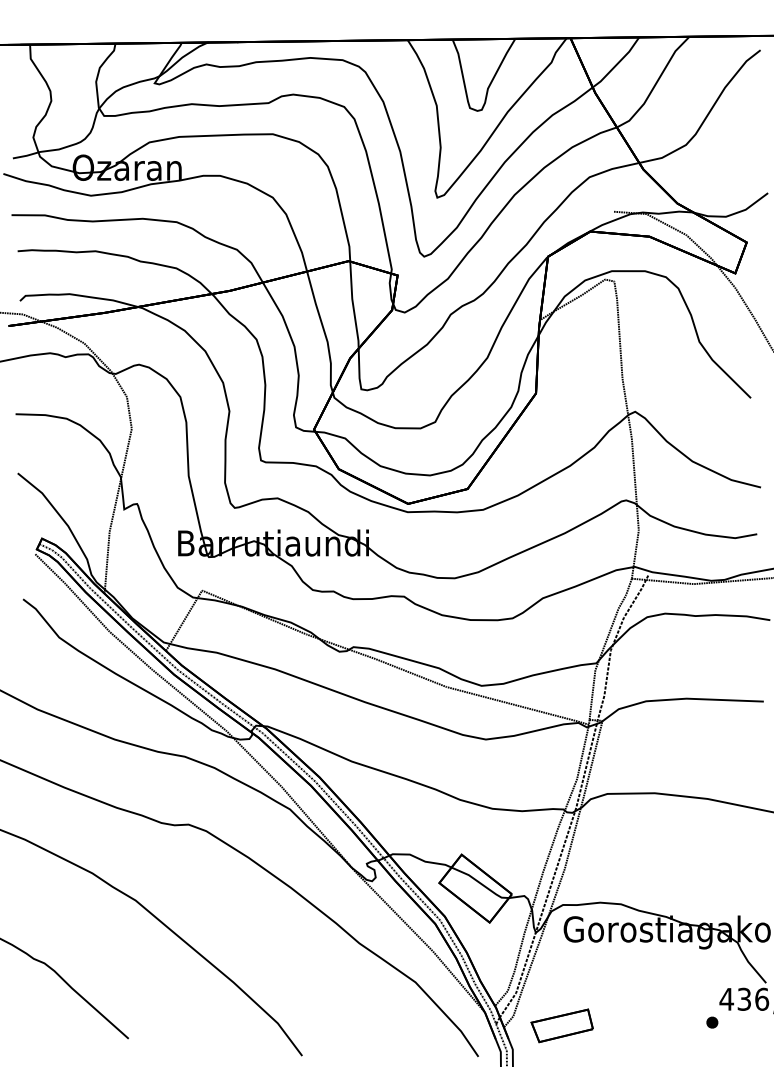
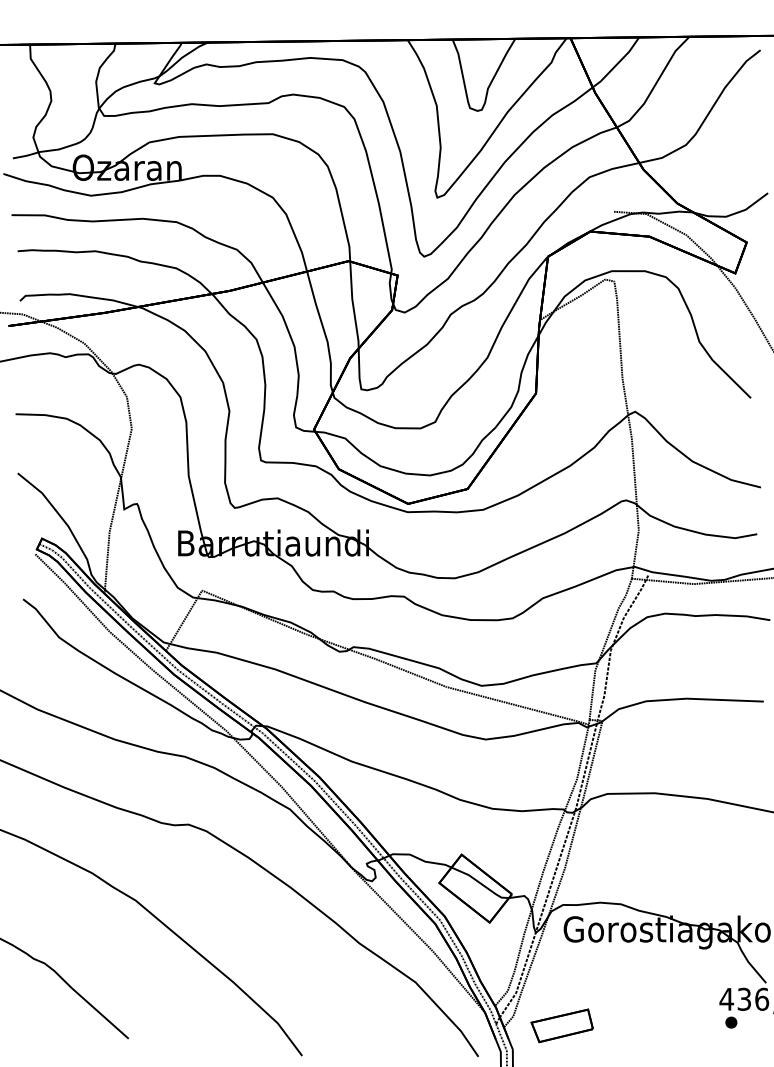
part position: (712, 1022) -> (731, 1022) (731, 1022)
